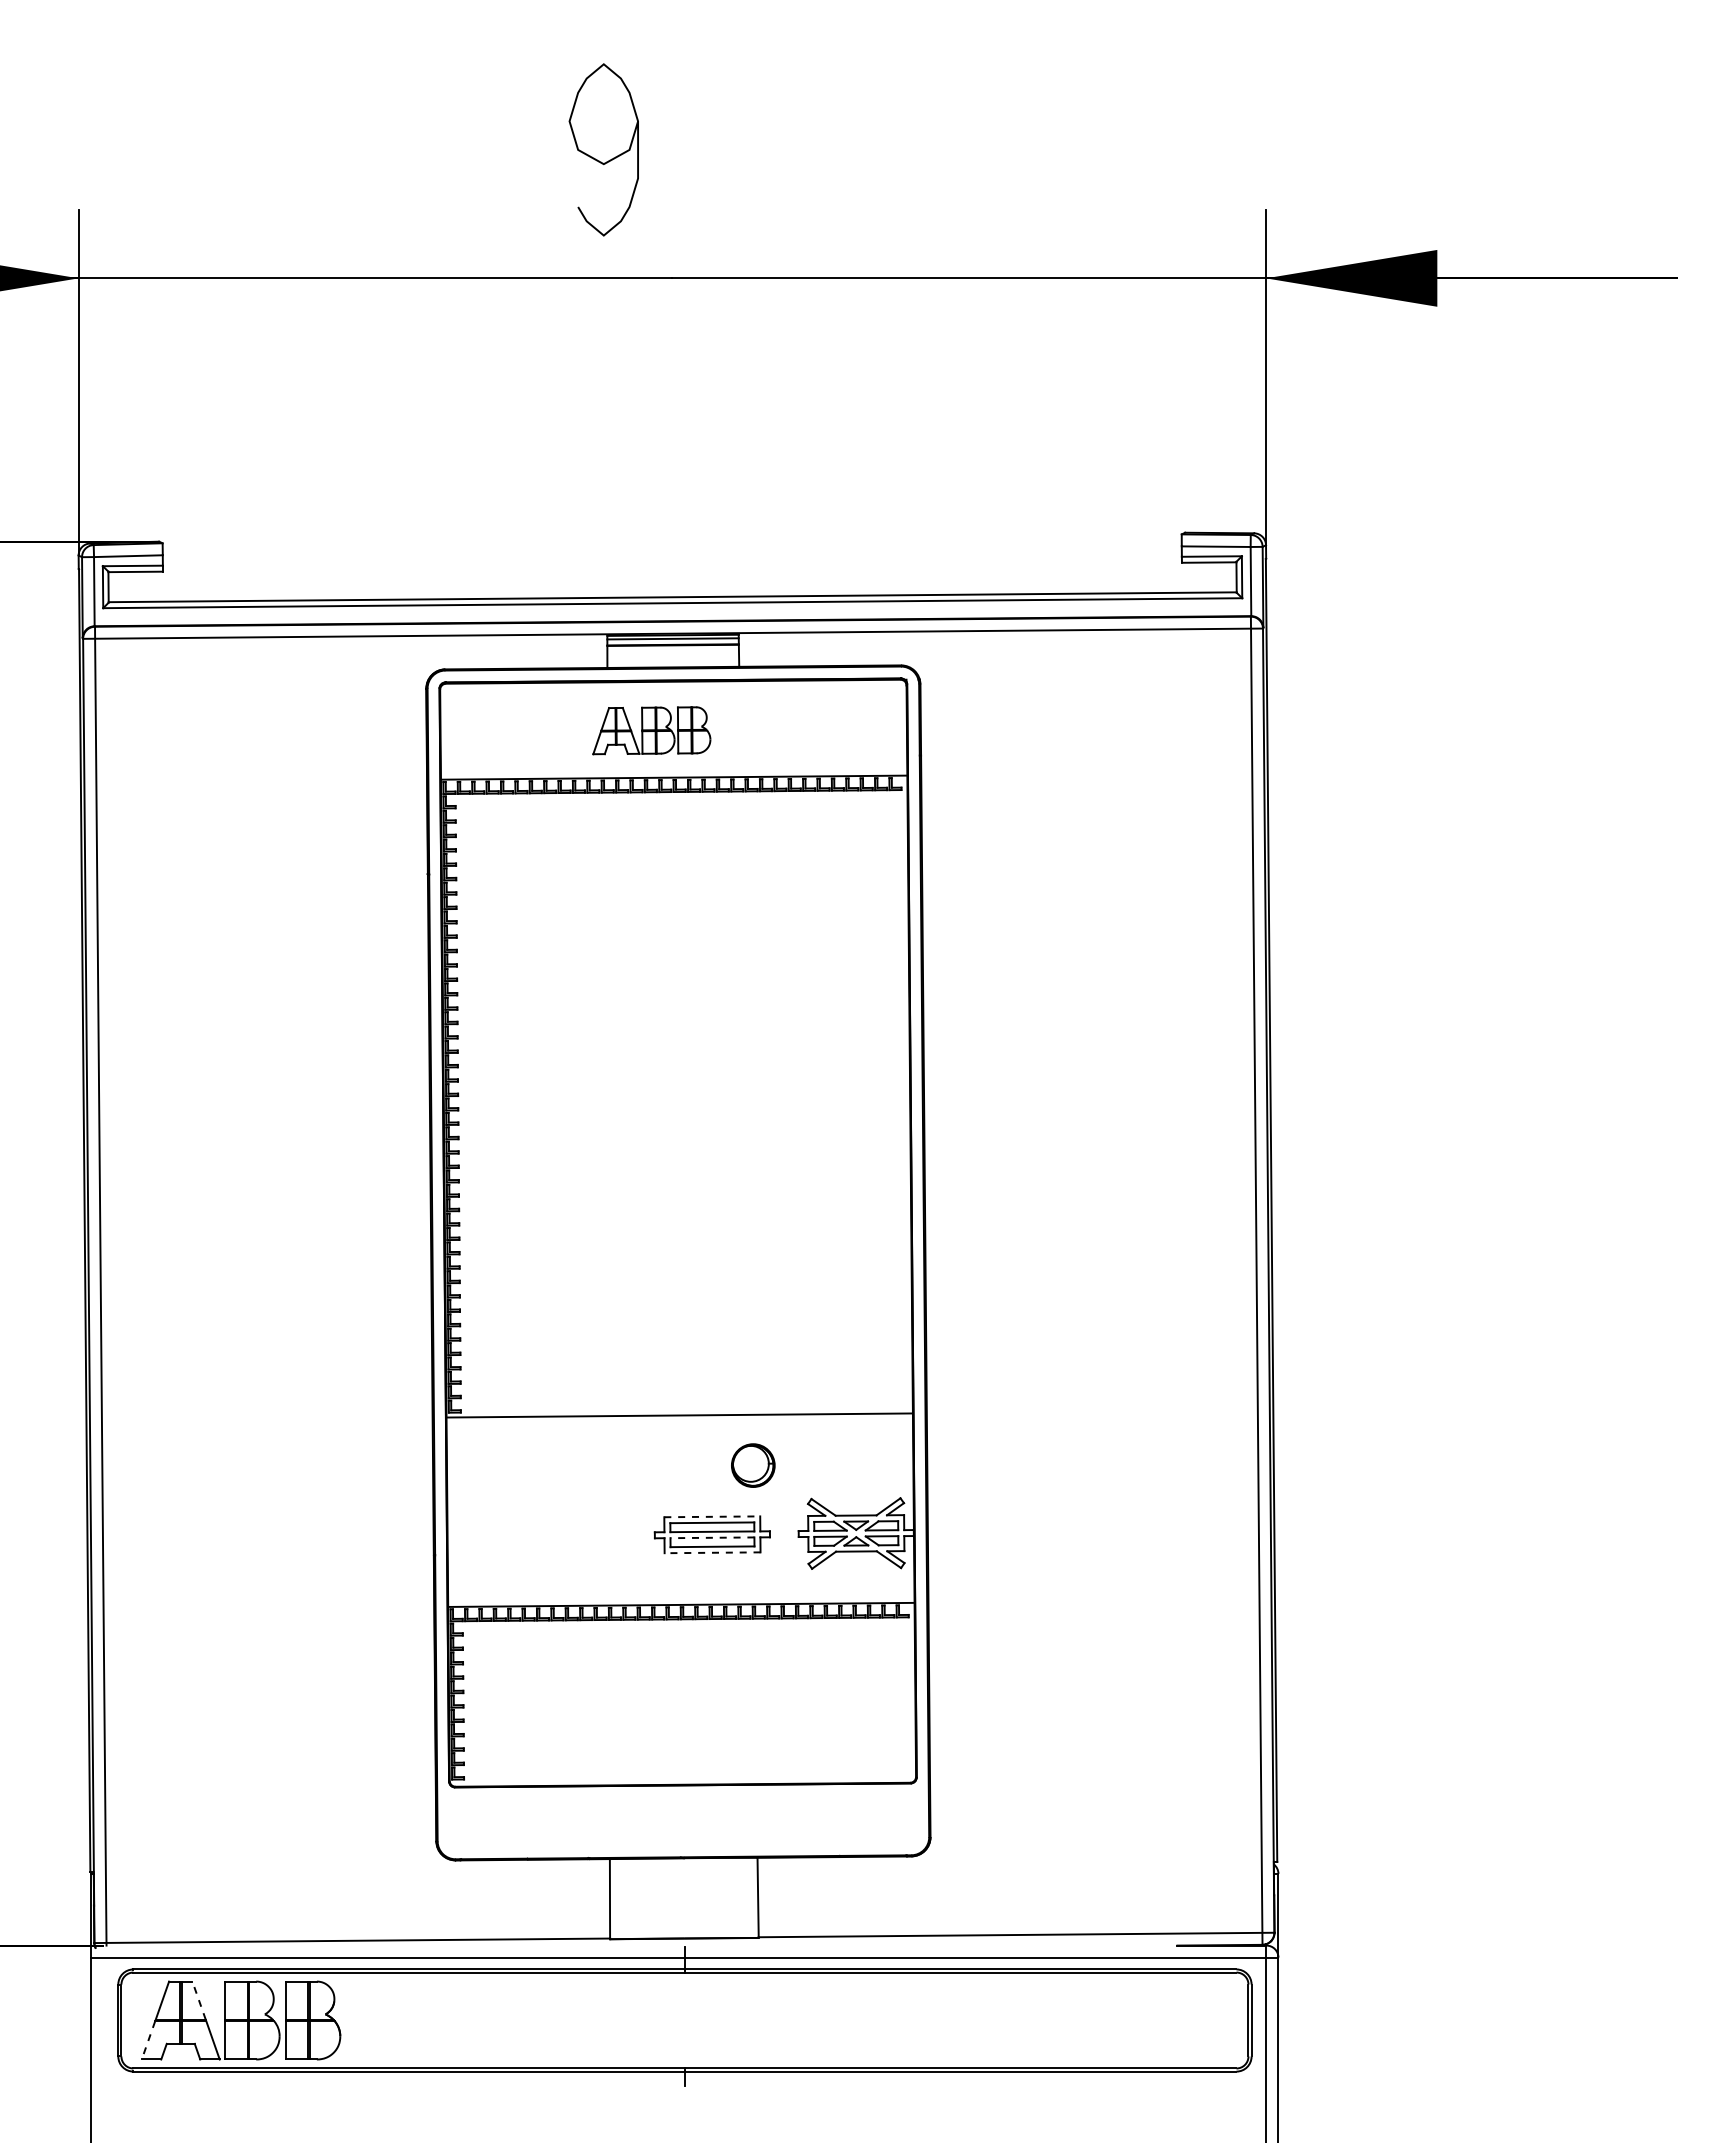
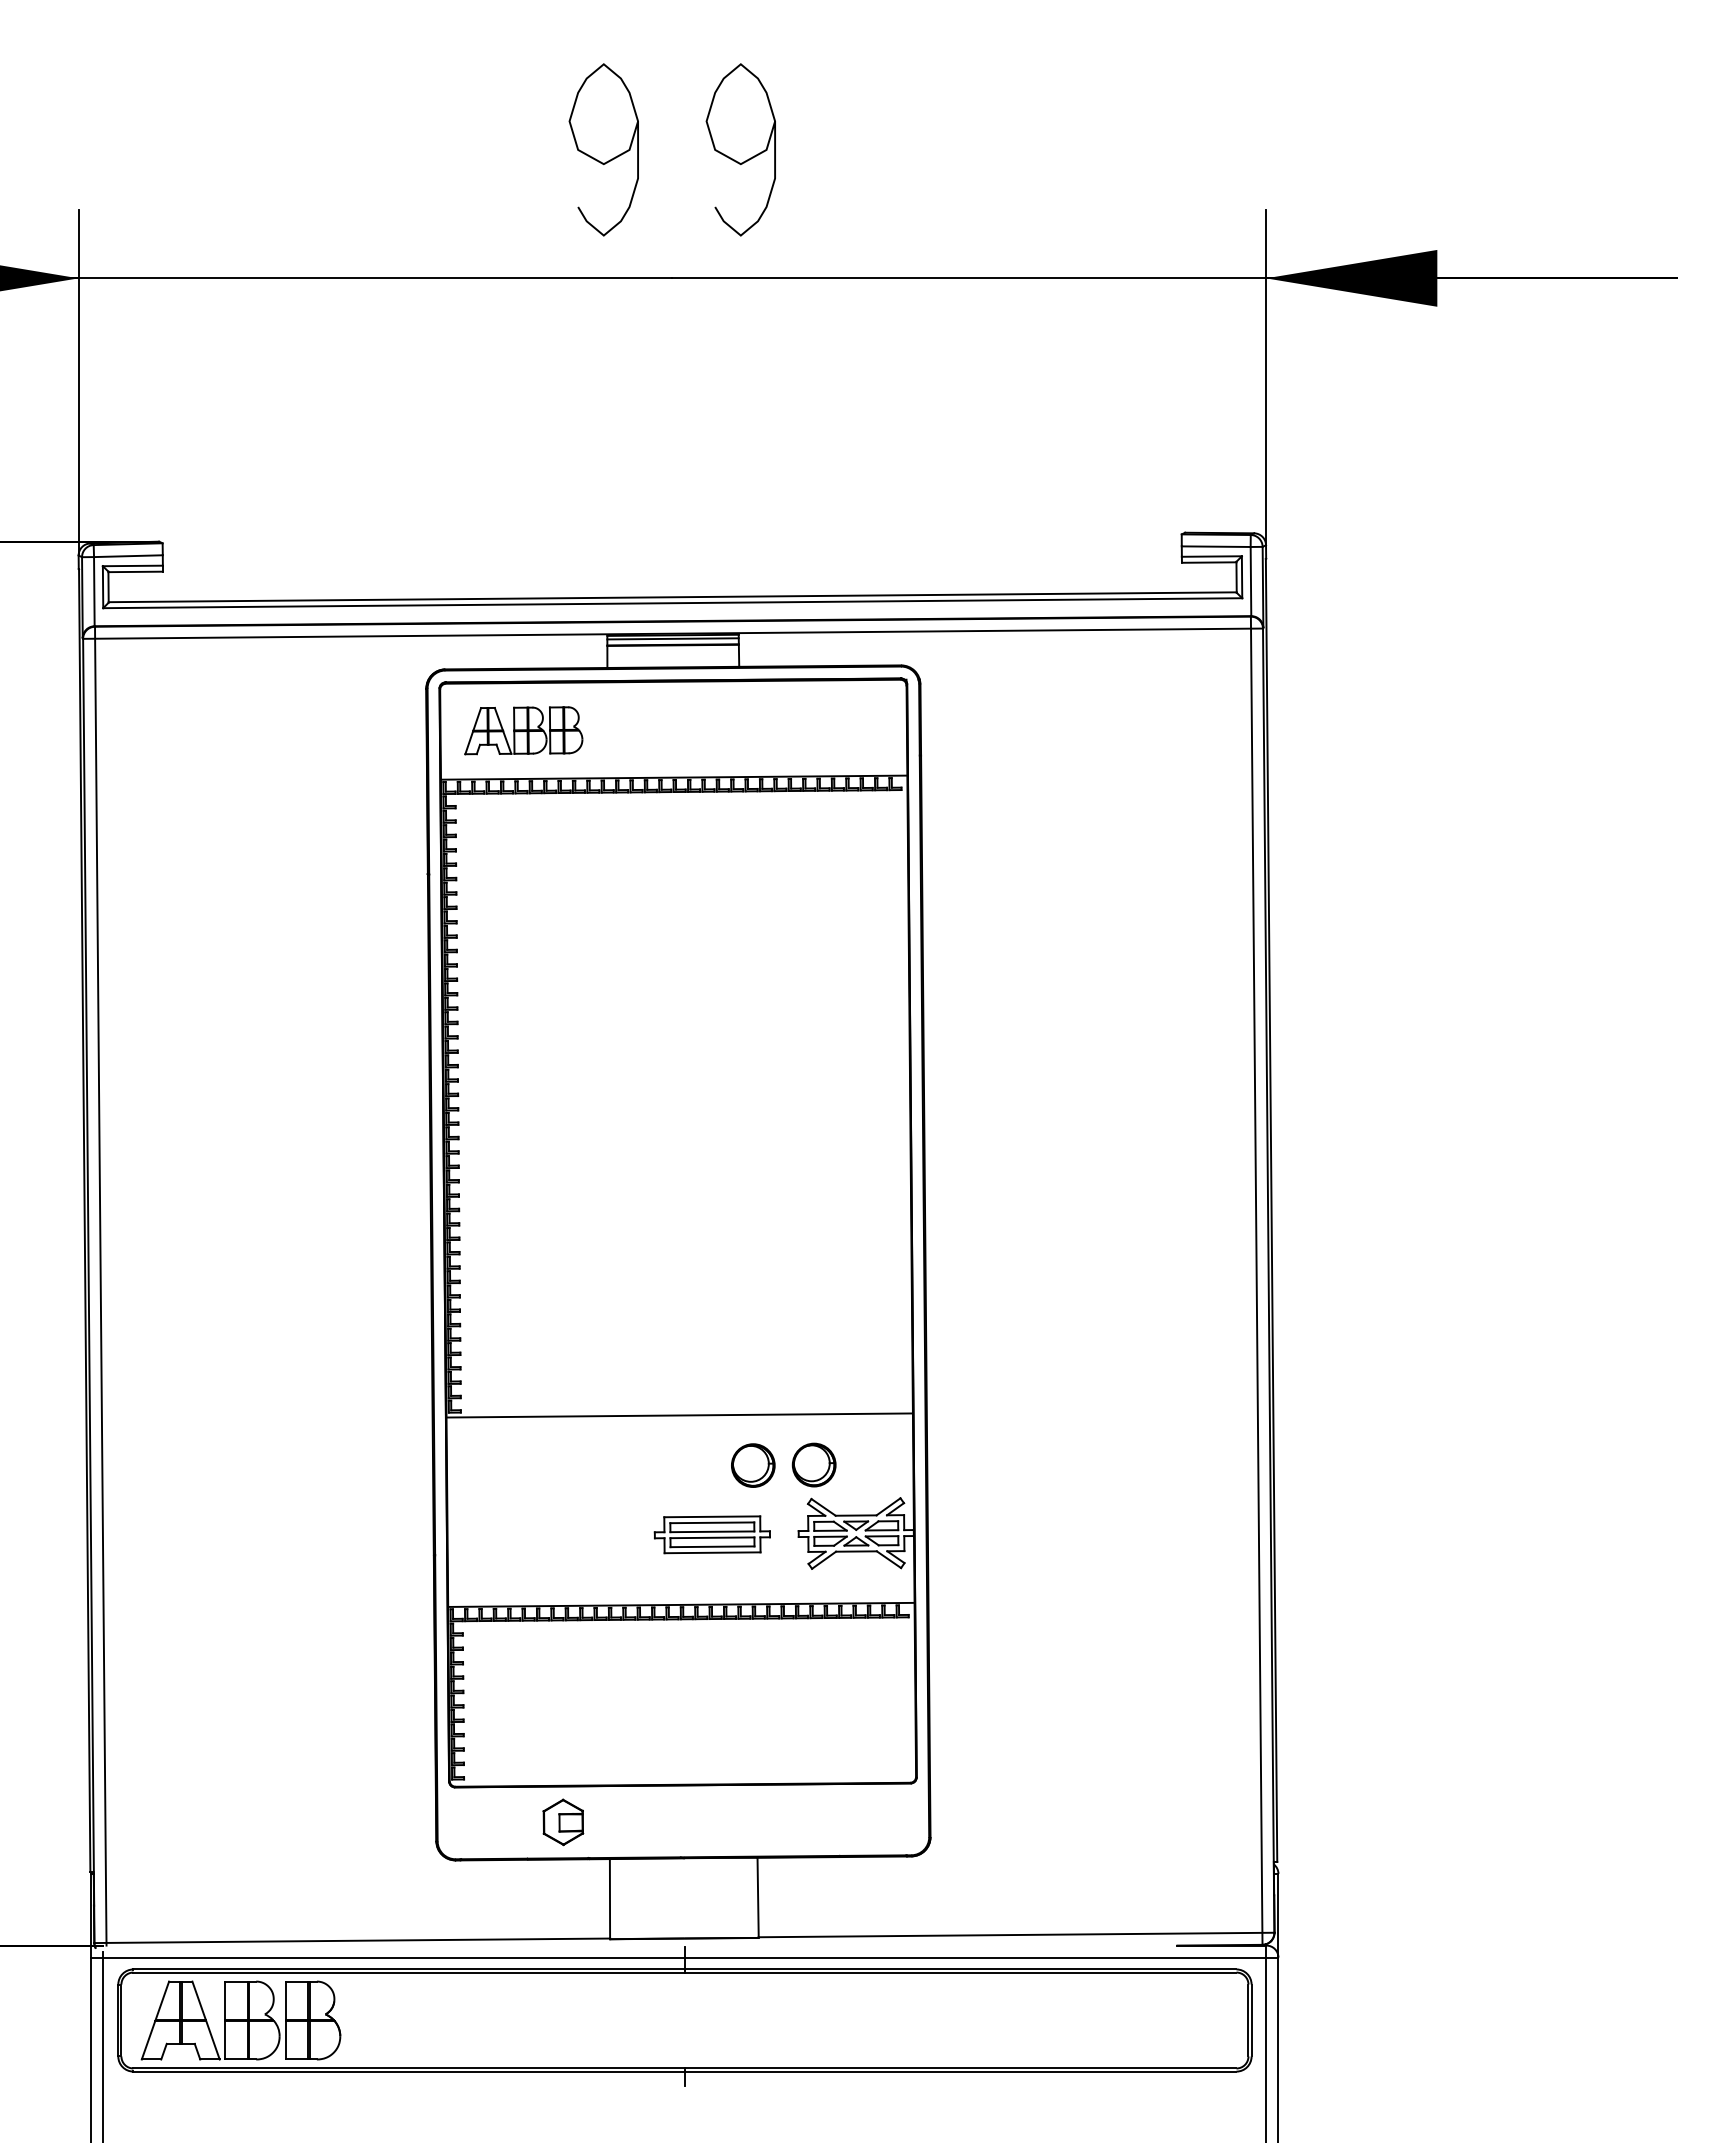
curve: none -> present (734, 159)
part position: (651, 730) -> (523, 730) (523, 730)
part: none -> present (813, 1464)
line: dashed -> solid (712, 1516)
line: dashed -> solid (712, 1537)
line: dashed -> solid (712, 1552)
part: none -> present (563, 1822)
line: dashed -> solid (198, 2000)
line: dashed -> solid (148, 2040)
line: none -> present (103, 2045)
